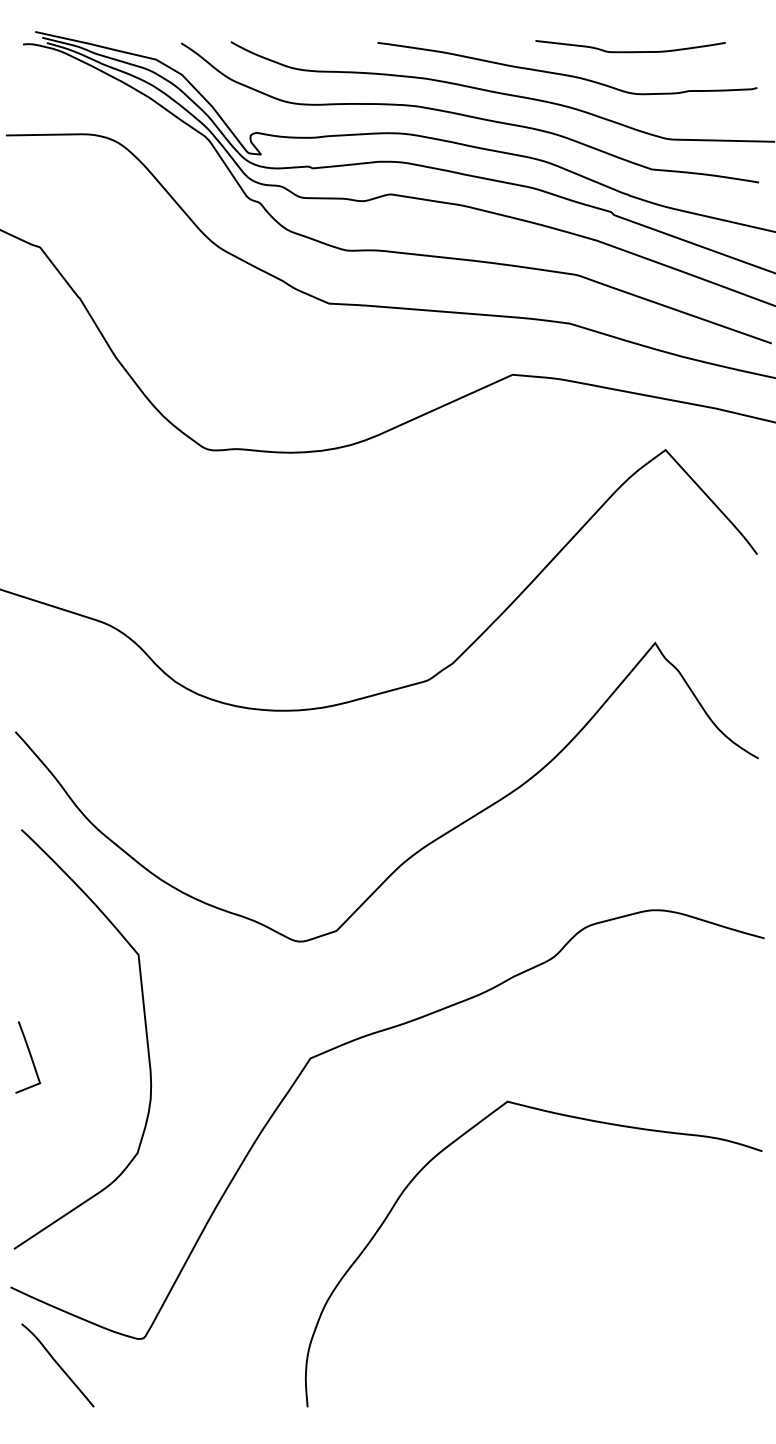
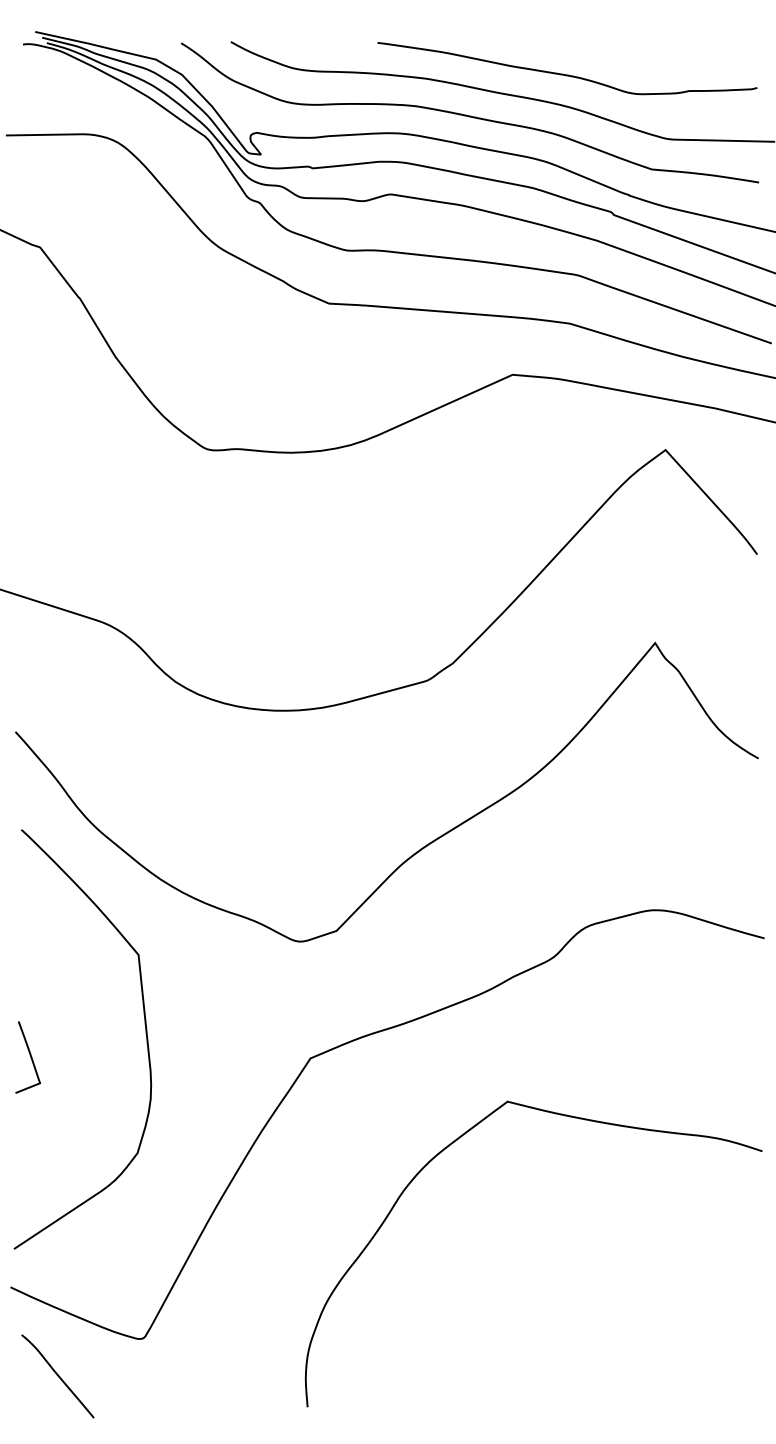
curve: present -> none (630, 51)
curve position: (57, 1365) -> (57, 1376) (57, 1376)
